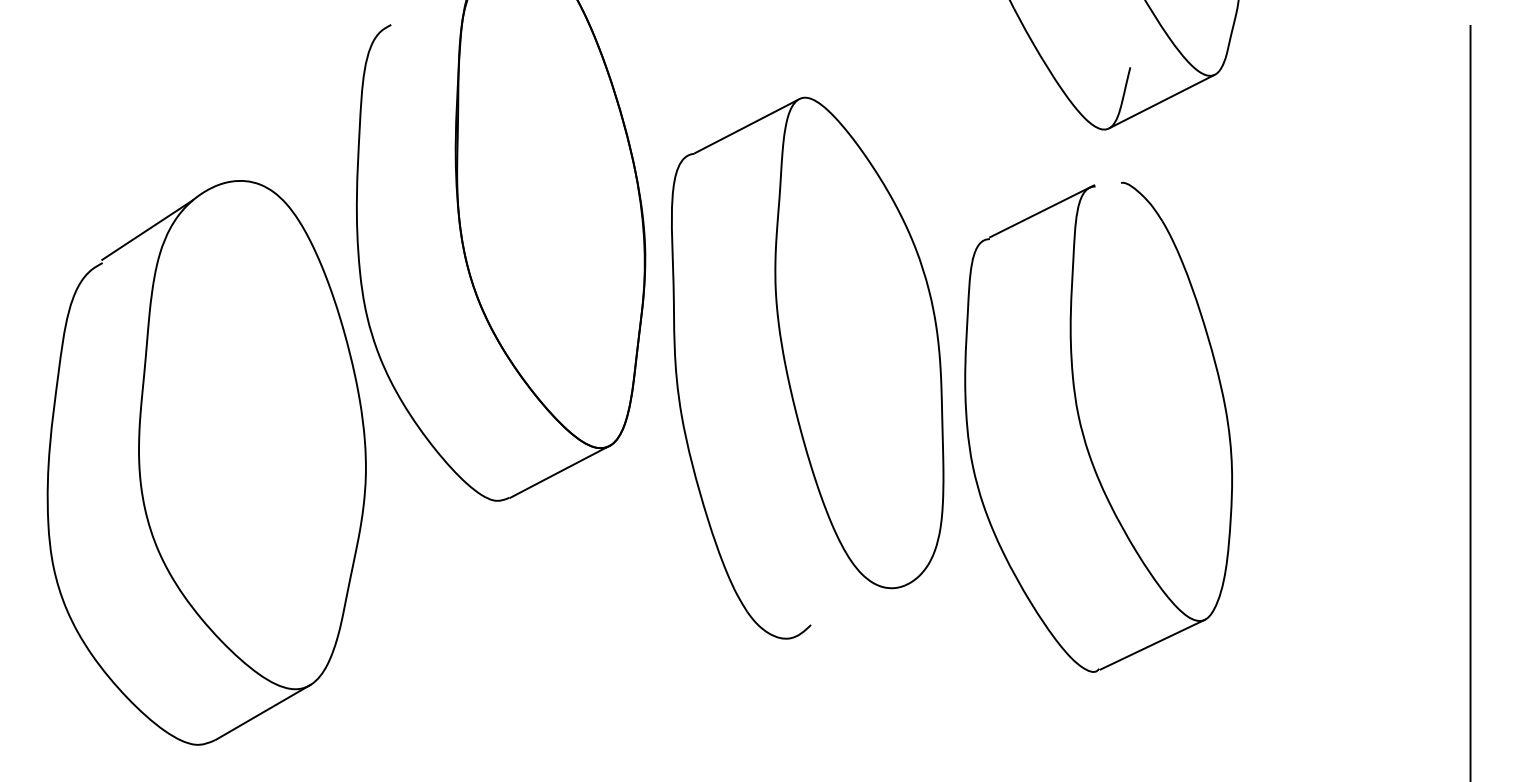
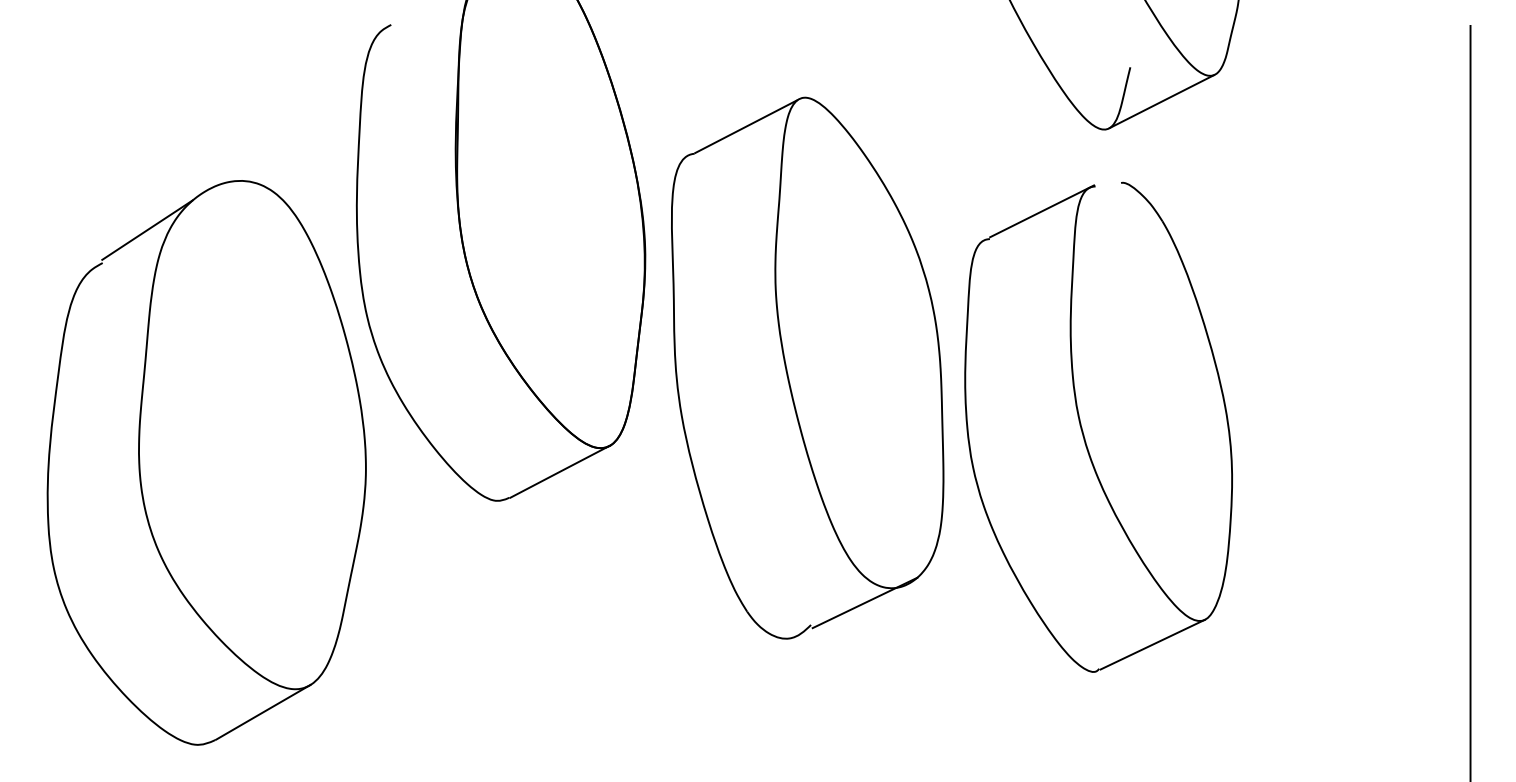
line: none -> present (864, 602)
